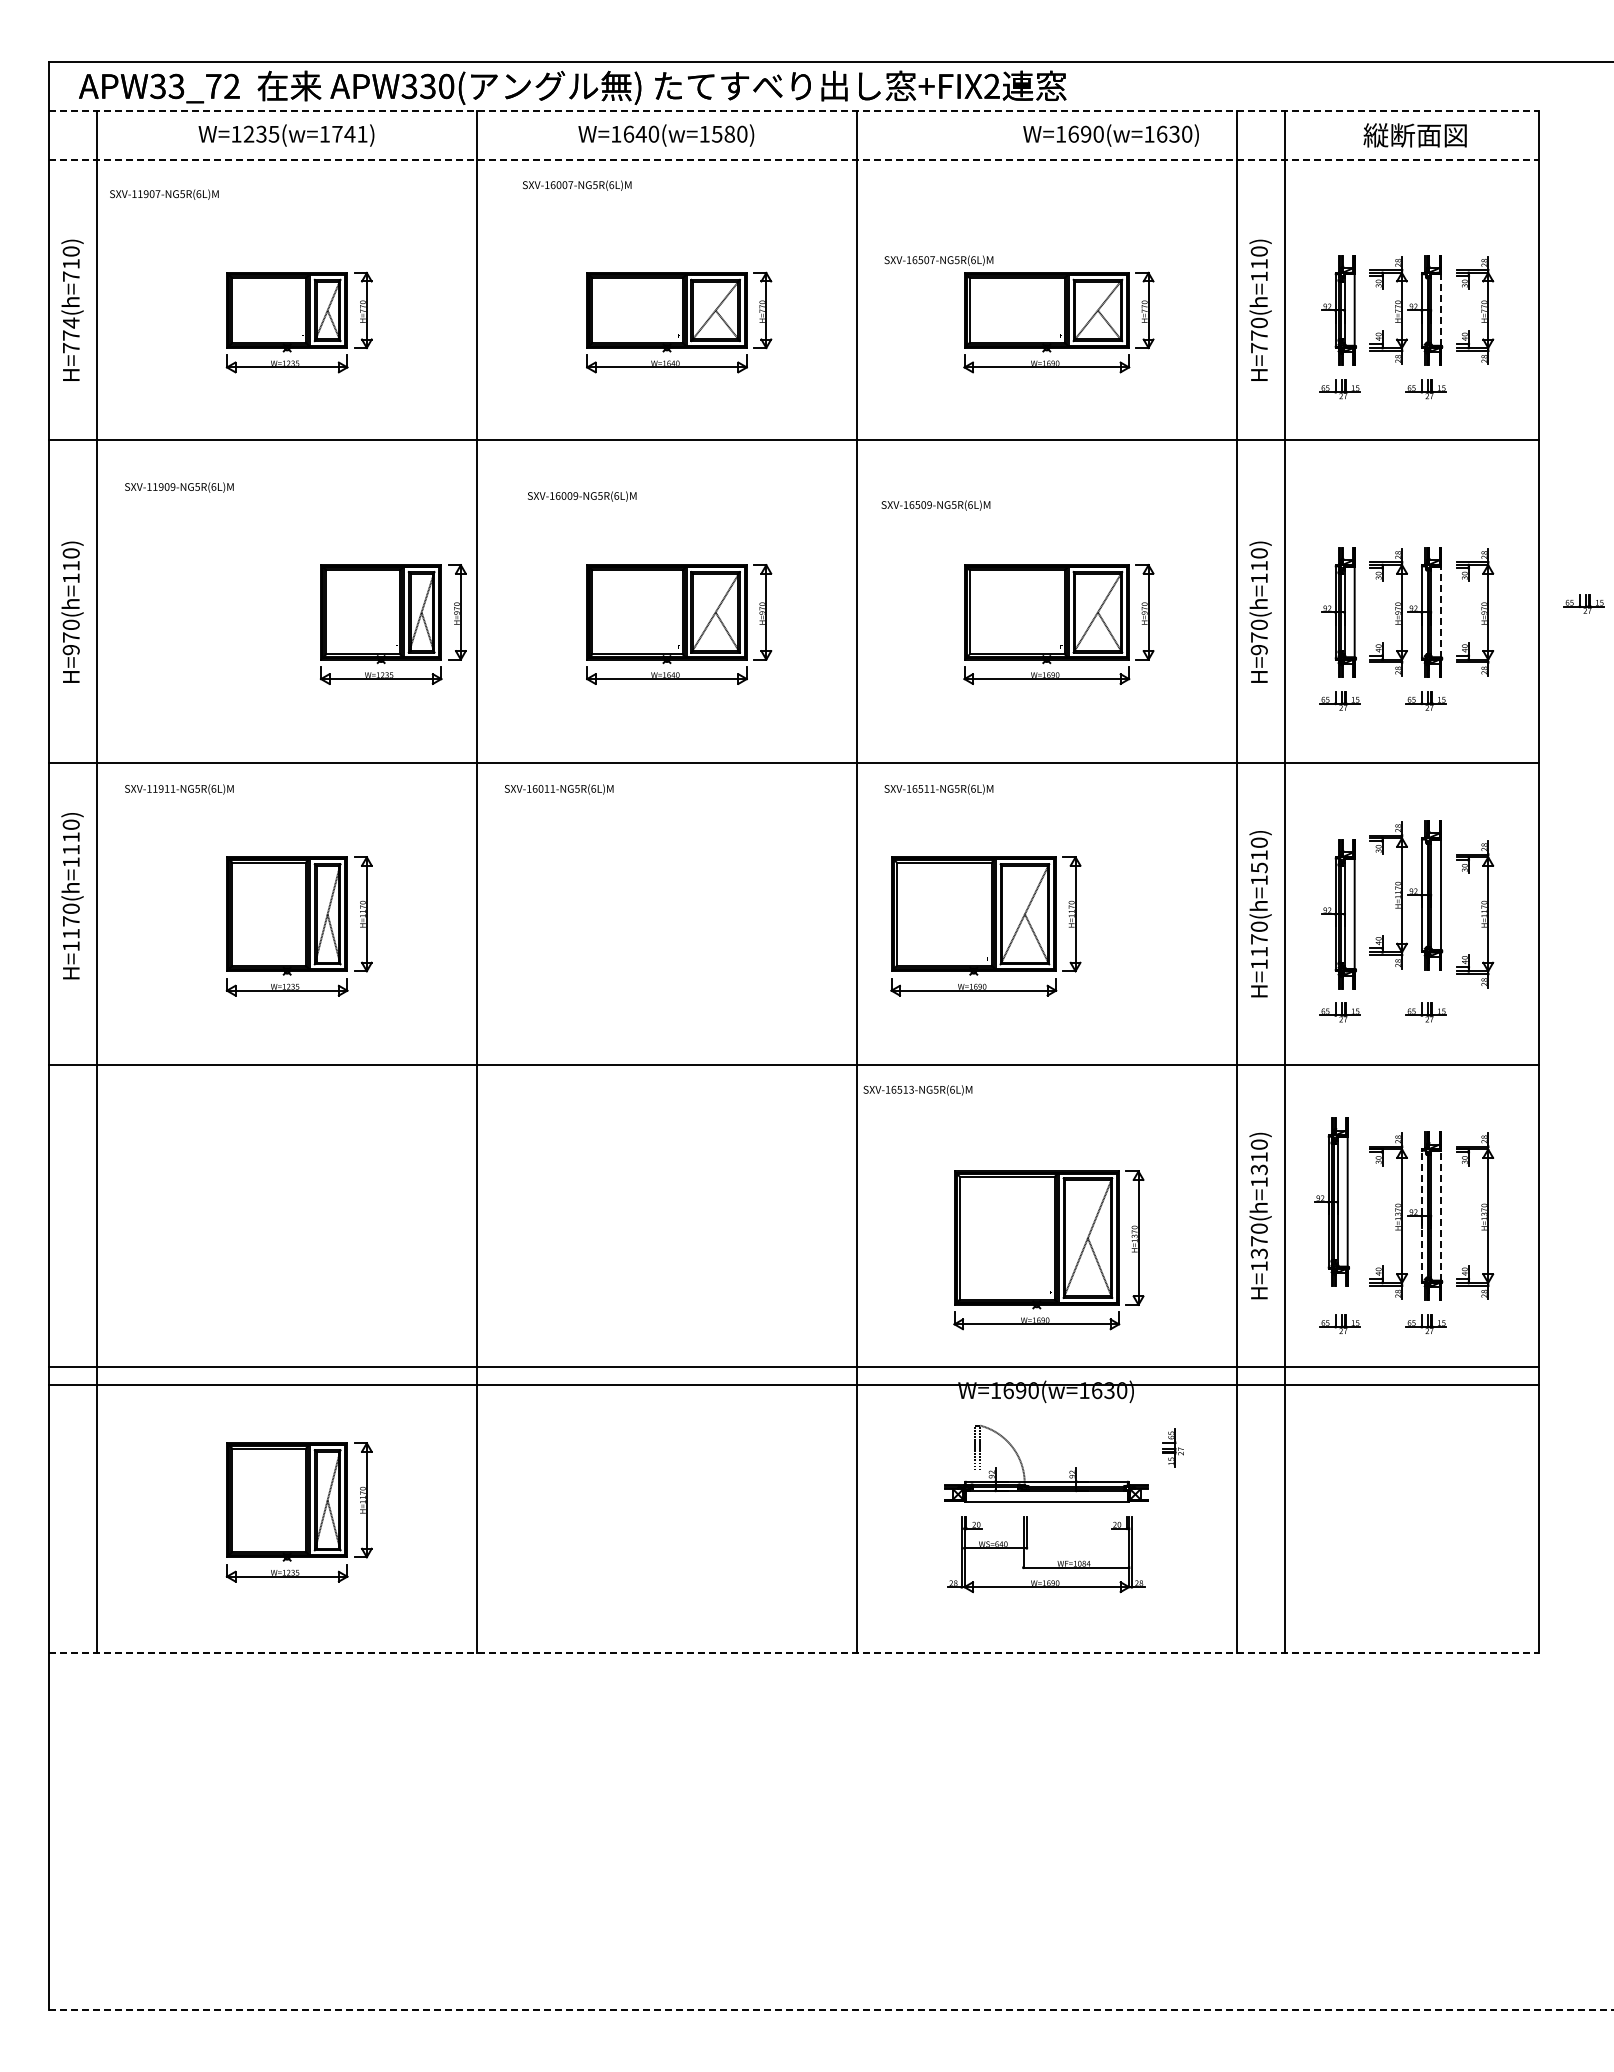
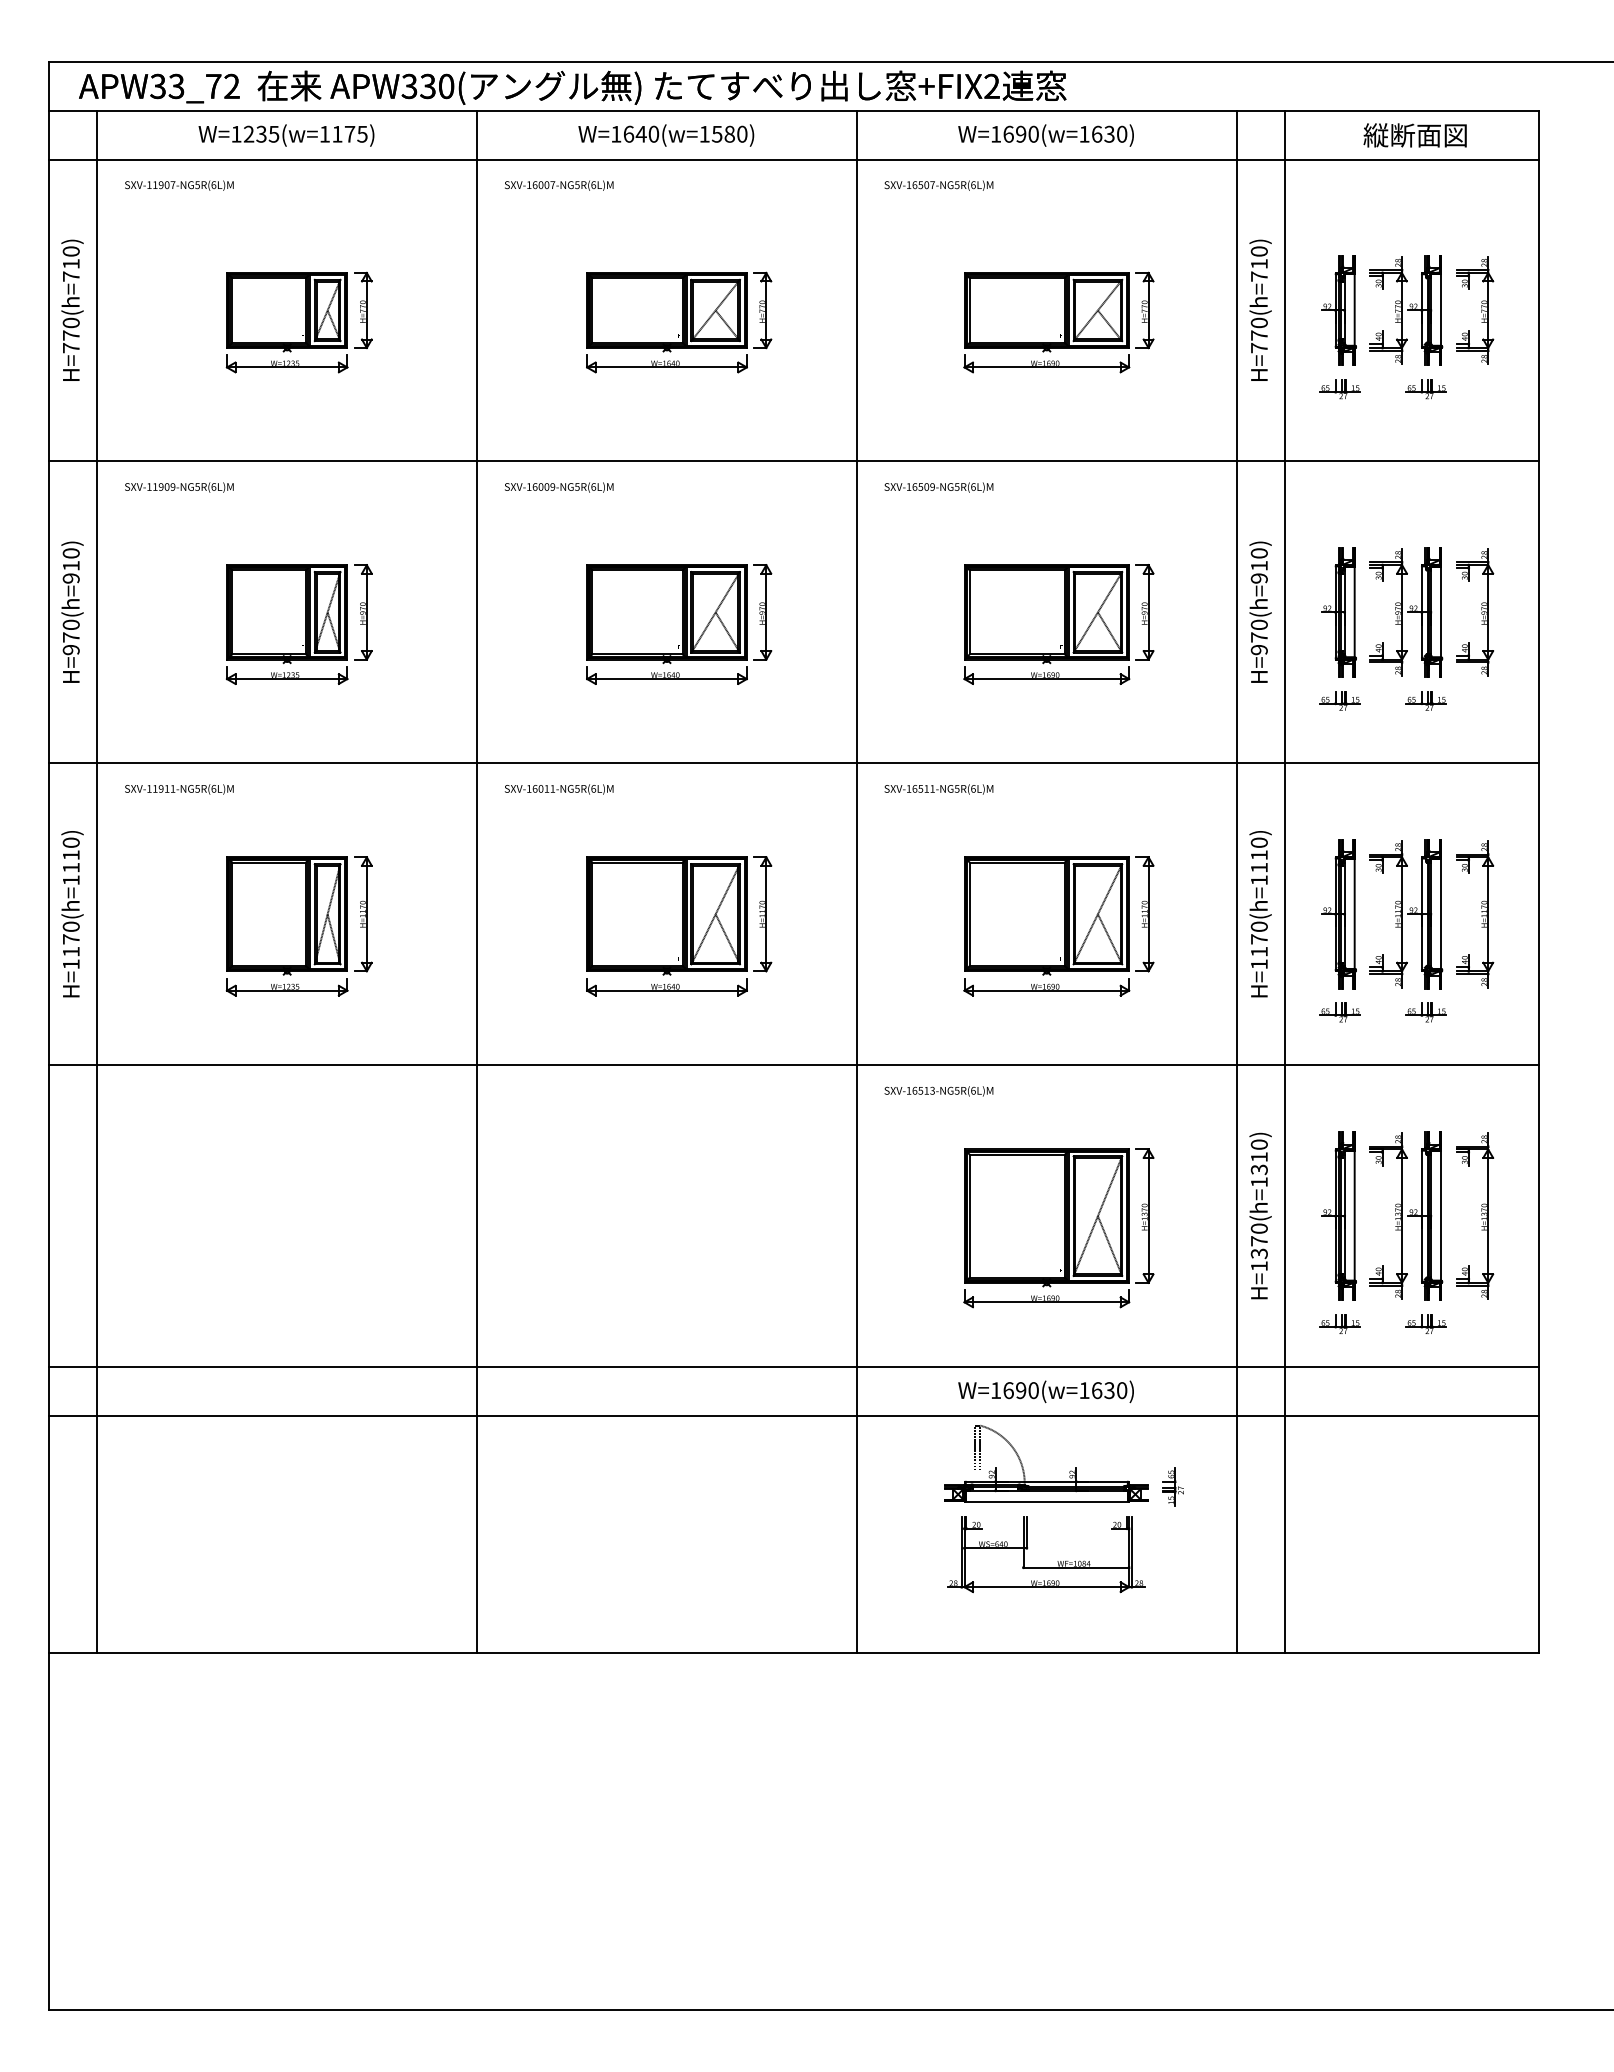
line: dashed -> solid (793, 110)
text: W=1235(w=1741) -> W=1235(w=1175) (349, 134)
text position: (1110, 135) -> (1045, 135) (1045, 135)
line: dashed -> solid (793, 159)
text position: (577, 185) -> (559, 185) (559, 185)
text position: (164, 194) -> (179, 185) (179, 185)
text position: (938, 260) -> (938, 185) (938, 185)
text: H=770(h=110) -> H=770(h=710) (1259, 276)
line: dashed -> solid (1440, 310)
text: H=774(h=710) -> H=770(h=710) (70, 322)
line position: (793, 440) -> (793, 461) (793, 461)
text position: (582, 496) -> (559, 487) (559, 487)
text position: (935, 505) -> (938, 487) (938, 487)
text: H=970(h=110) -> H=970(h=910) (70, 578)
text: H=970(h=110) -> H=970(h=910) (1258, 578)
part: present -> none (1583, 603)
line: dashed -> solid (1440, 612)
part position: (393, 624) -> (299, 624) (299, 624)
text: H=1170(h=1510) -> H=1170(h=1110) (1259, 867)
part position: (1406, 895) -> (1406, 914) (1406, 914)
text position: (72, 896) -> (72, 914) (72, 914)
part: none -> present (679, 926)
part position: (985, 926) -> (1058, 926) (1058, 926)
text position: (917, 1090) -> (938, 1091) (938, 1091)
part position: (1331, 1201) -> (1338, 1215) (1338, 1215)
line: dashed -> solid (1440, 1215)
line: dashed -> solid (1421, 1216)
part position: (1048, 1250) -> (1058, 1228) (1058, 1228)
line position: (793, 1384) -> (793, 1415) (793, 1415)
part position: (1172, 1447) -> (1172, 1486) (1172, 1486)
part: present -> none (298, 1512)
line: dashed -> solid (793, 1653)
line: dashed -> solid (831, 2009)
